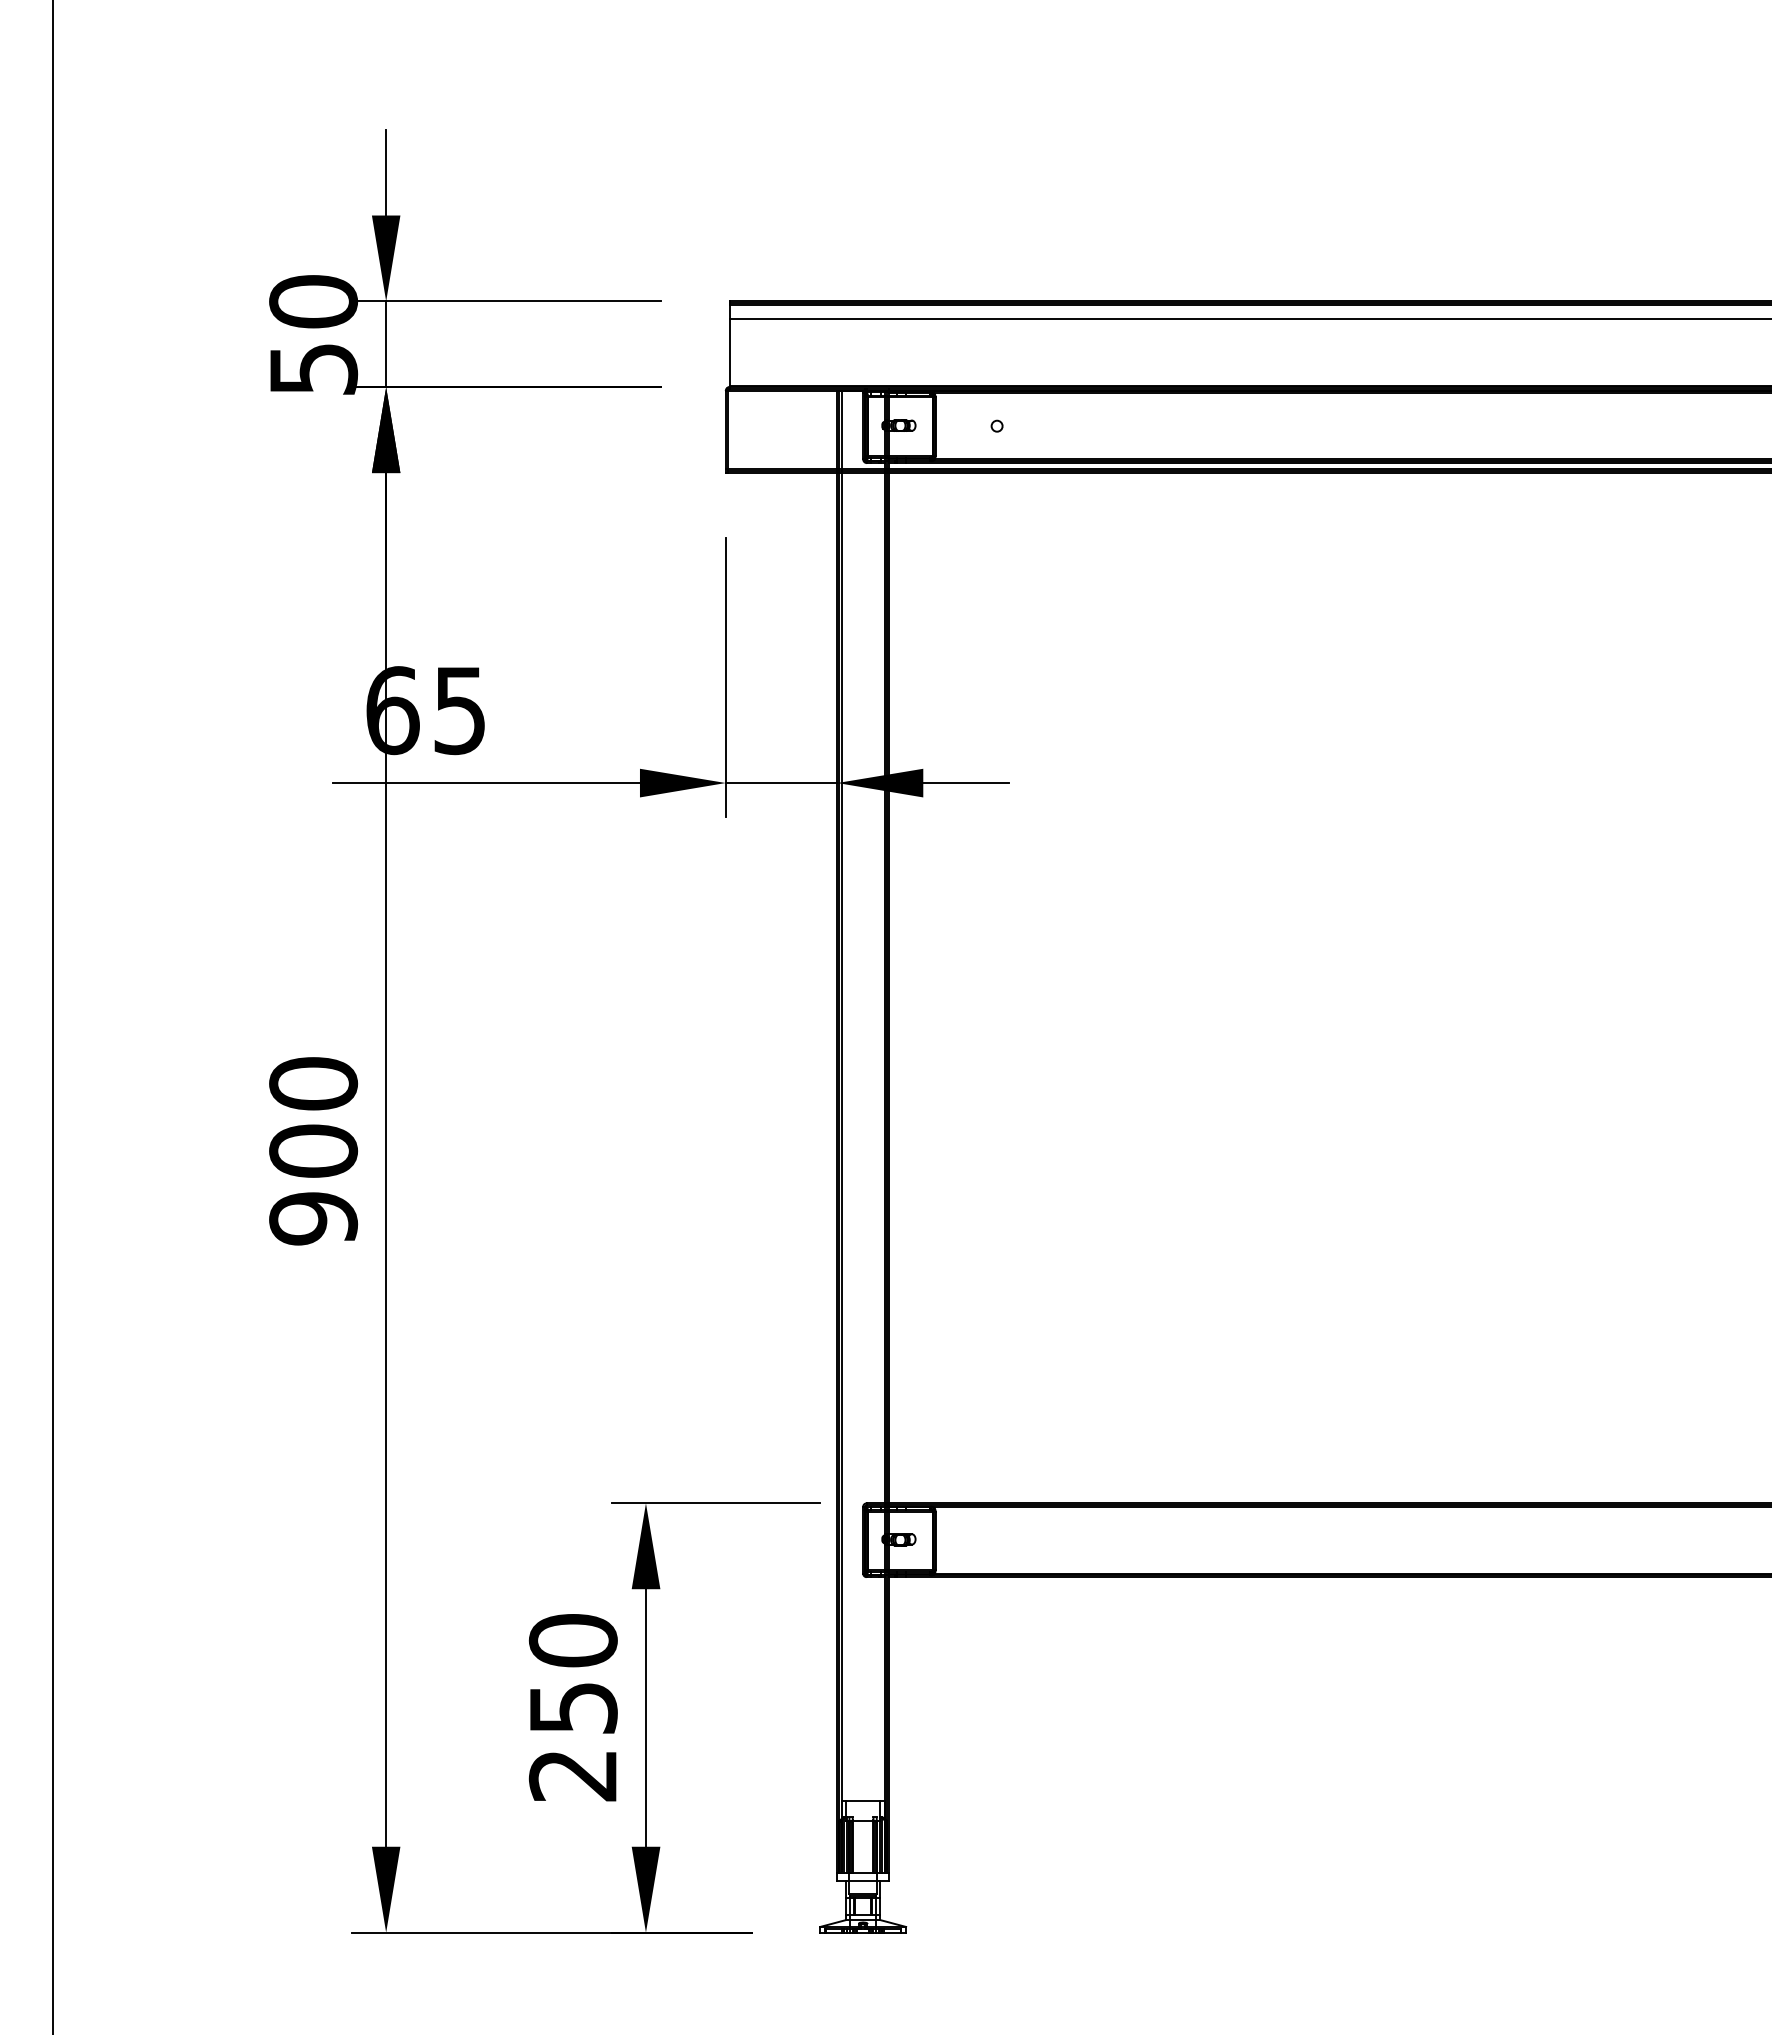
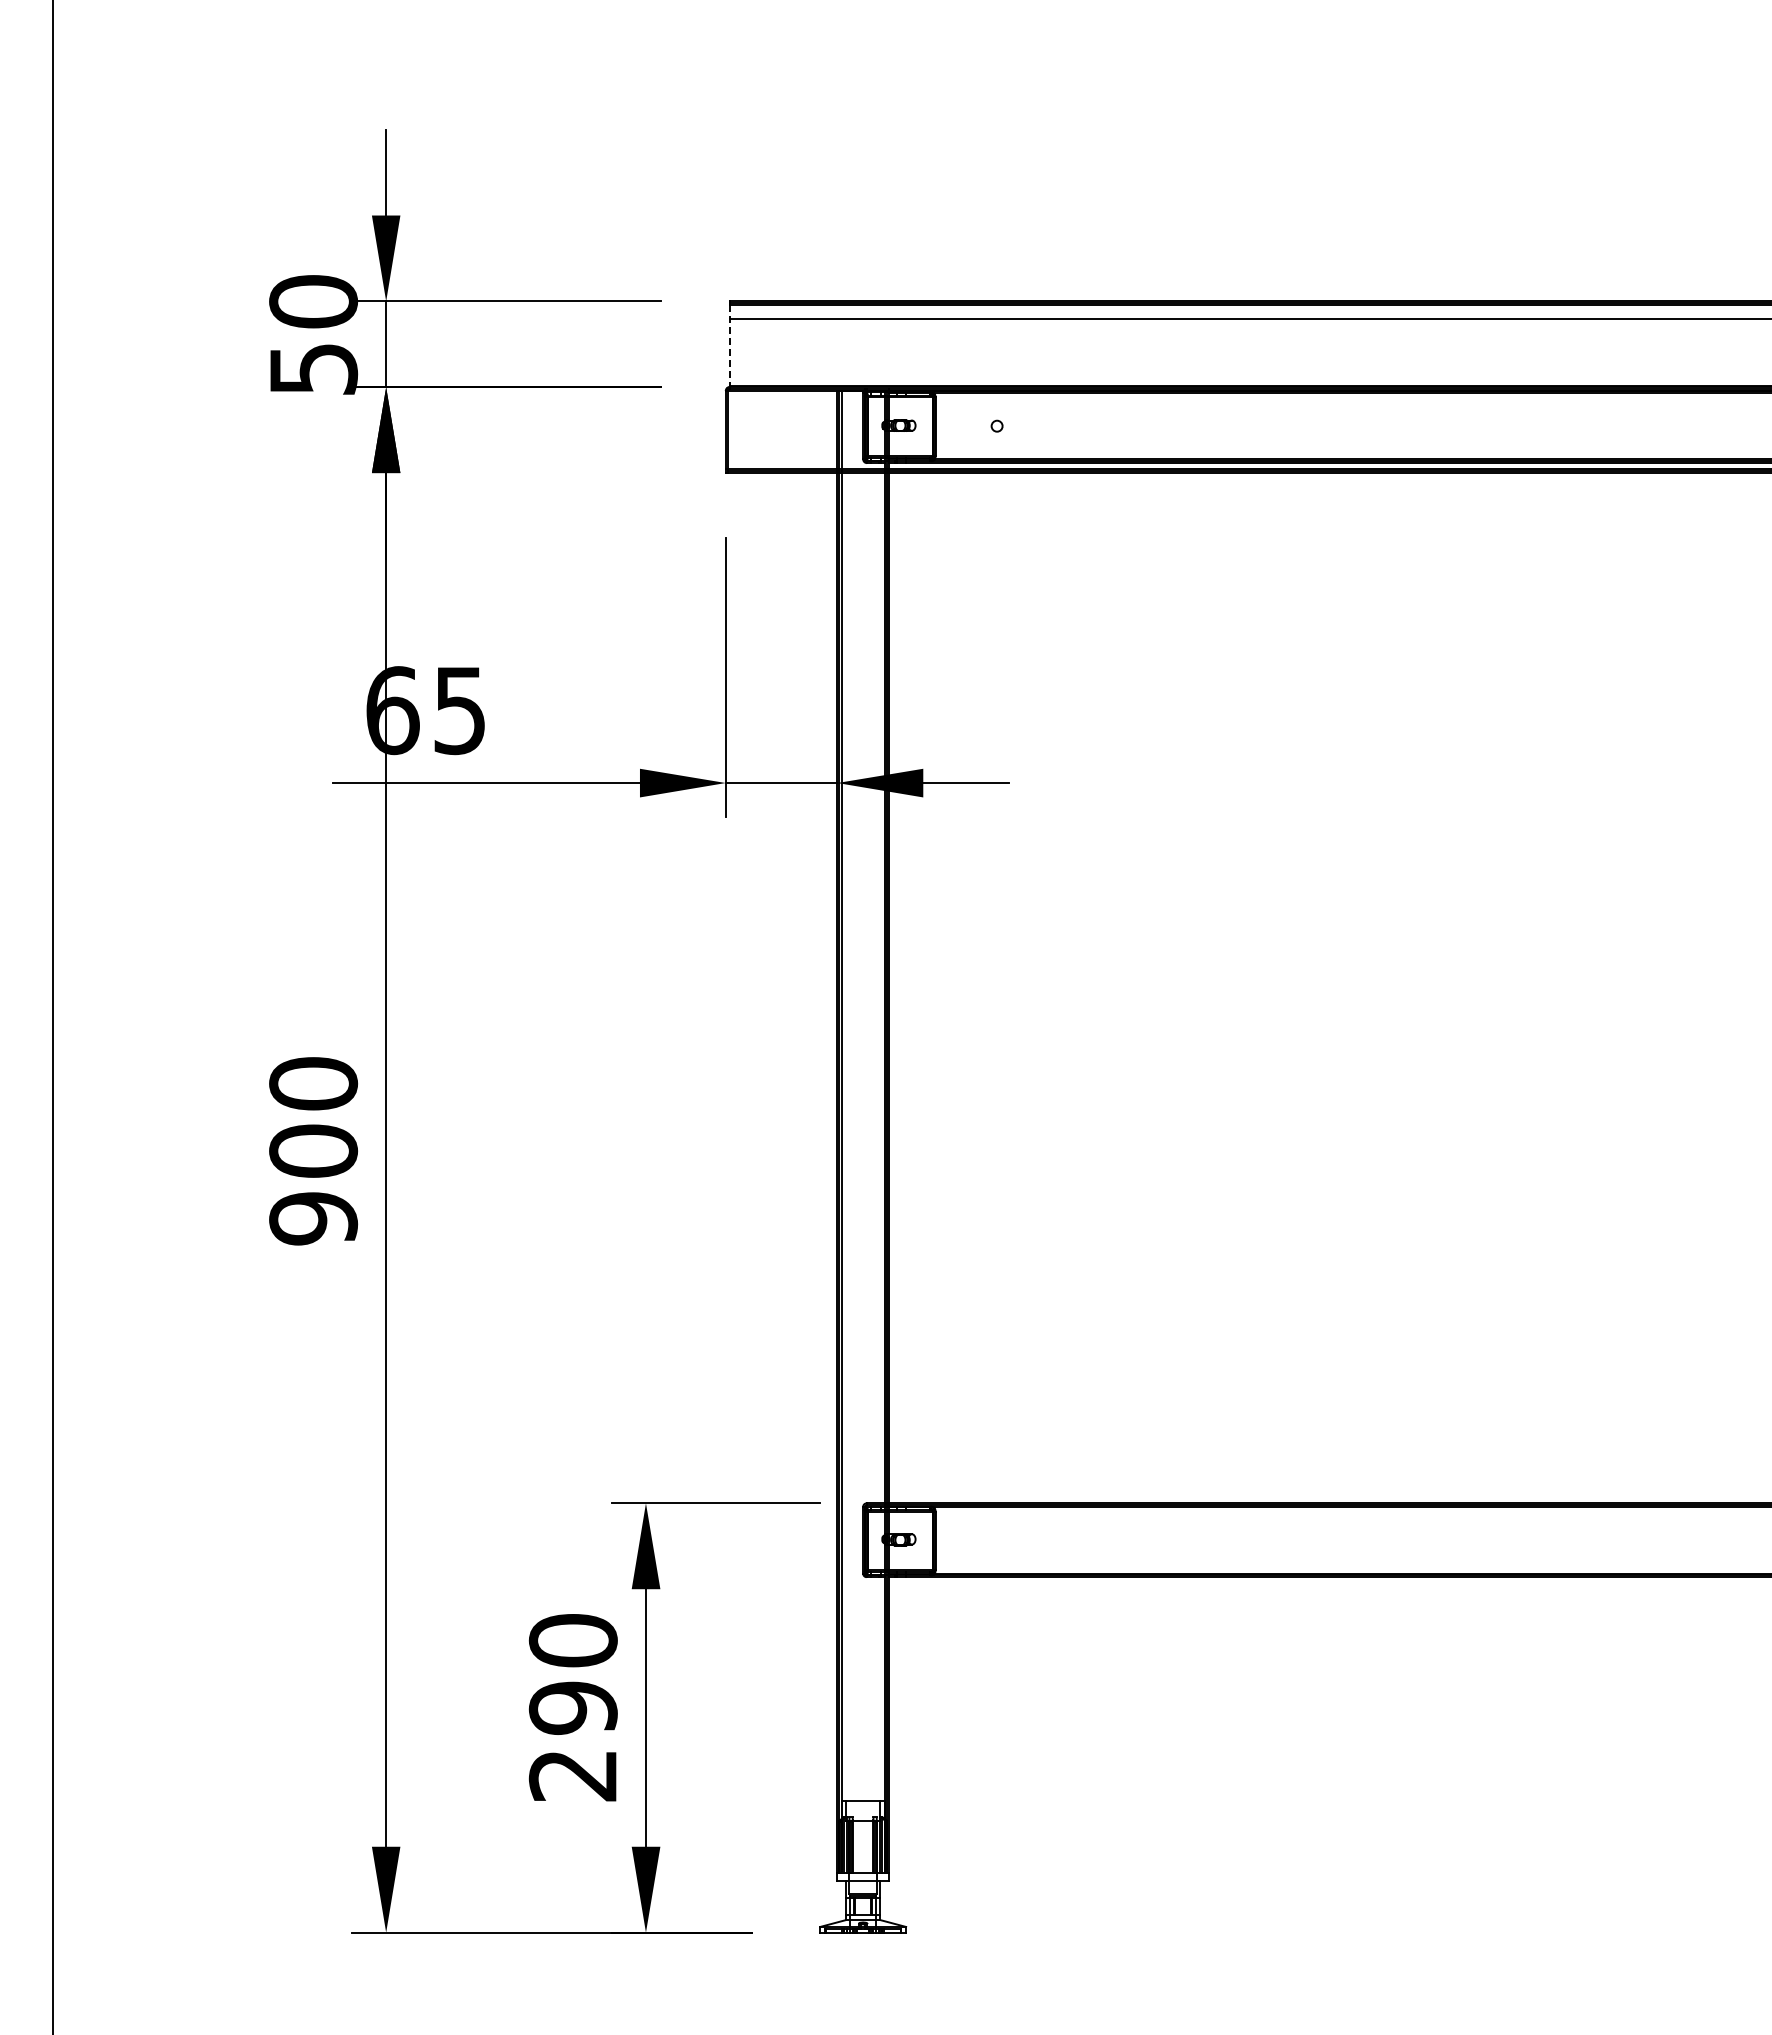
line: solid -> dashed (729, 345)
text: 250 -> 290 (572, 1707)
